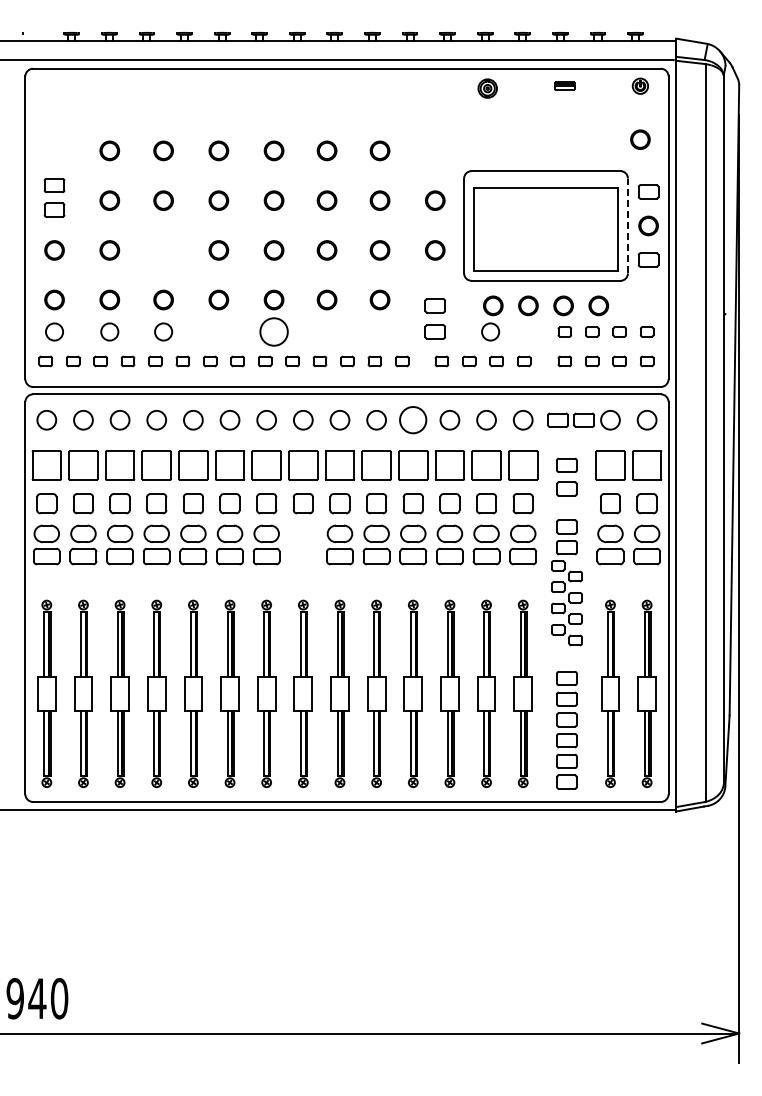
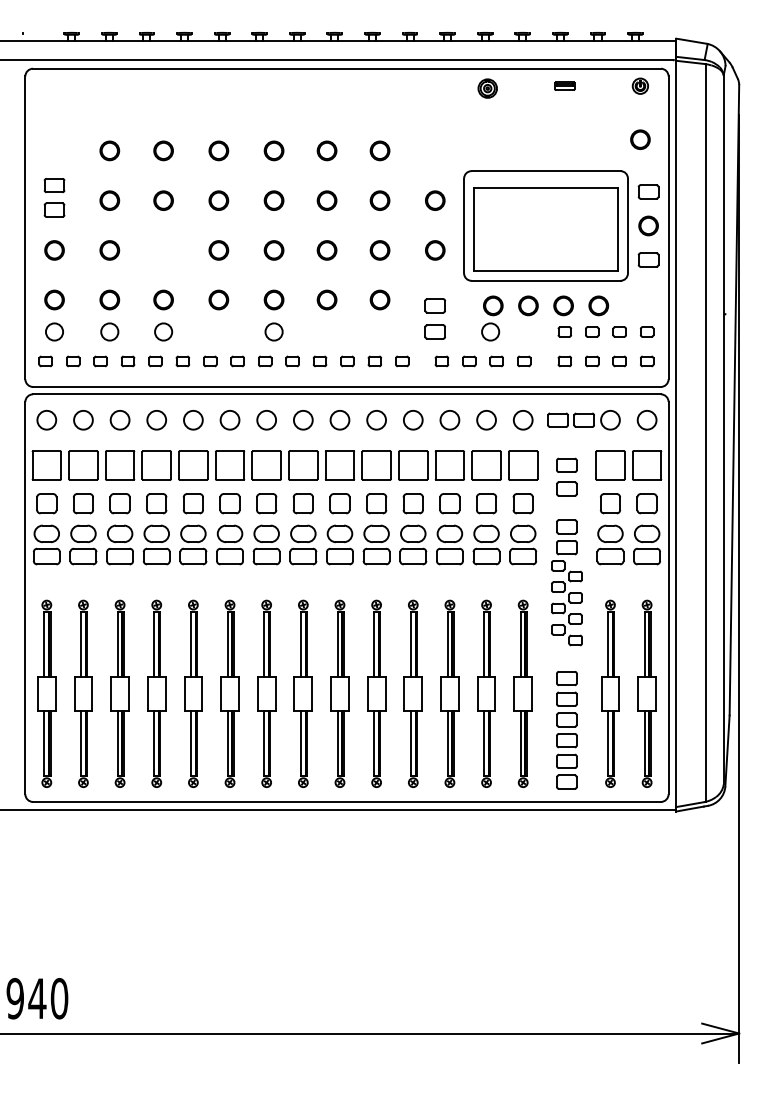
line: dashed -> solid (627, 225)
circle diameter: 27 px -> 17 px (273, 331)
circle size: 29x29 px -> 21x21 px (413, 420)
part: none -> present (303, 544)
